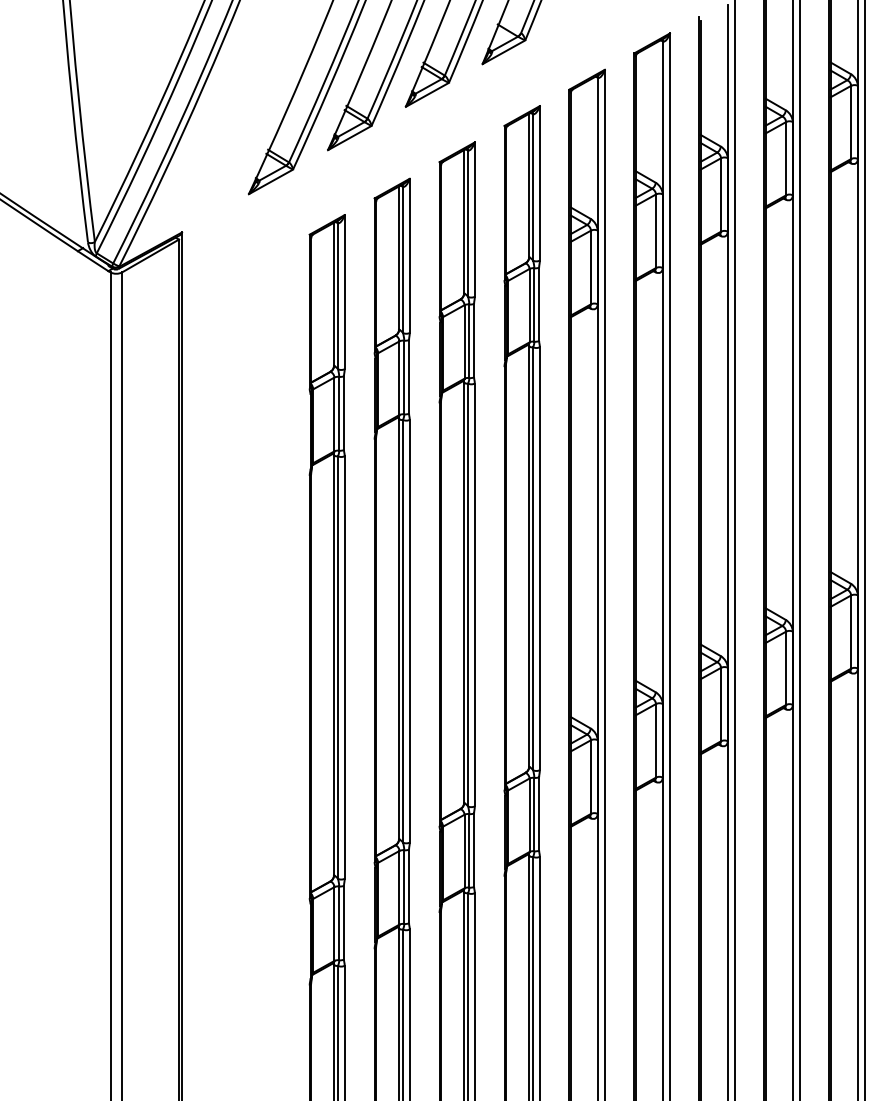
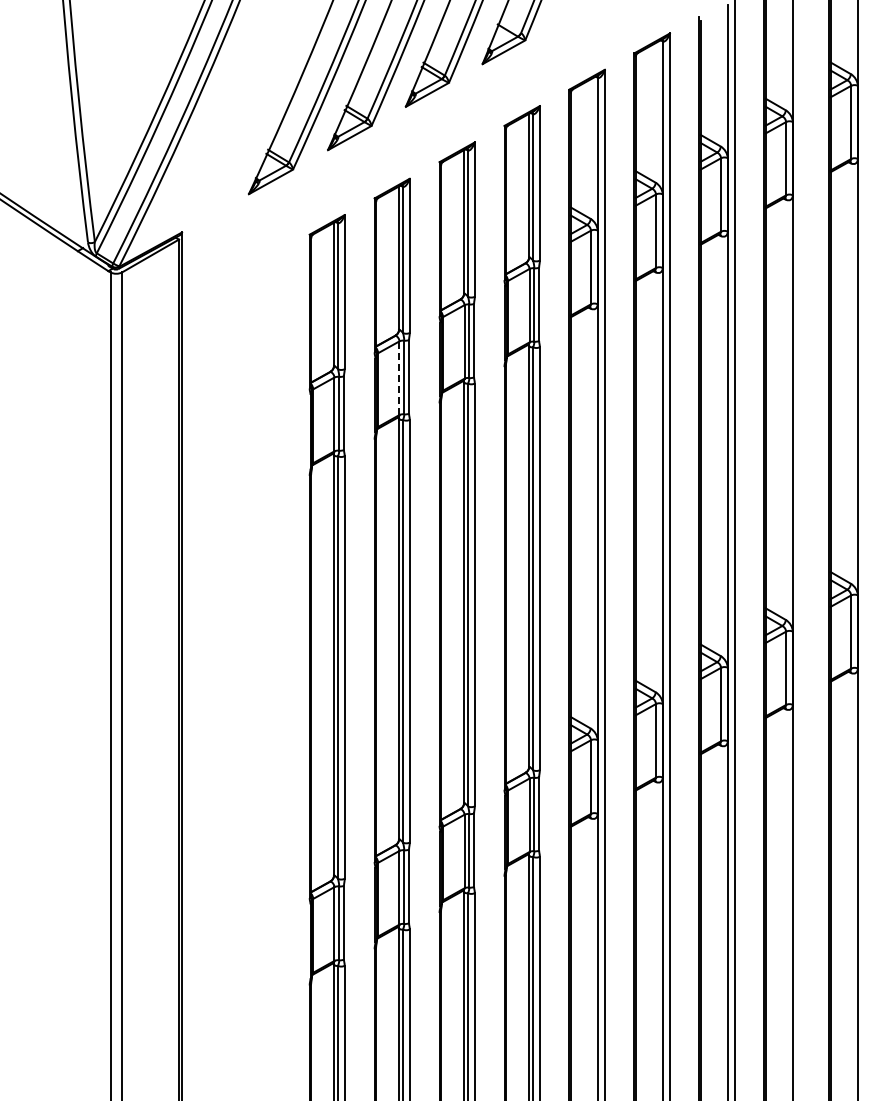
line: solid -> dashed (399, 378)
line: present -> none (800, 549)
line: present -> none (865, 549)
